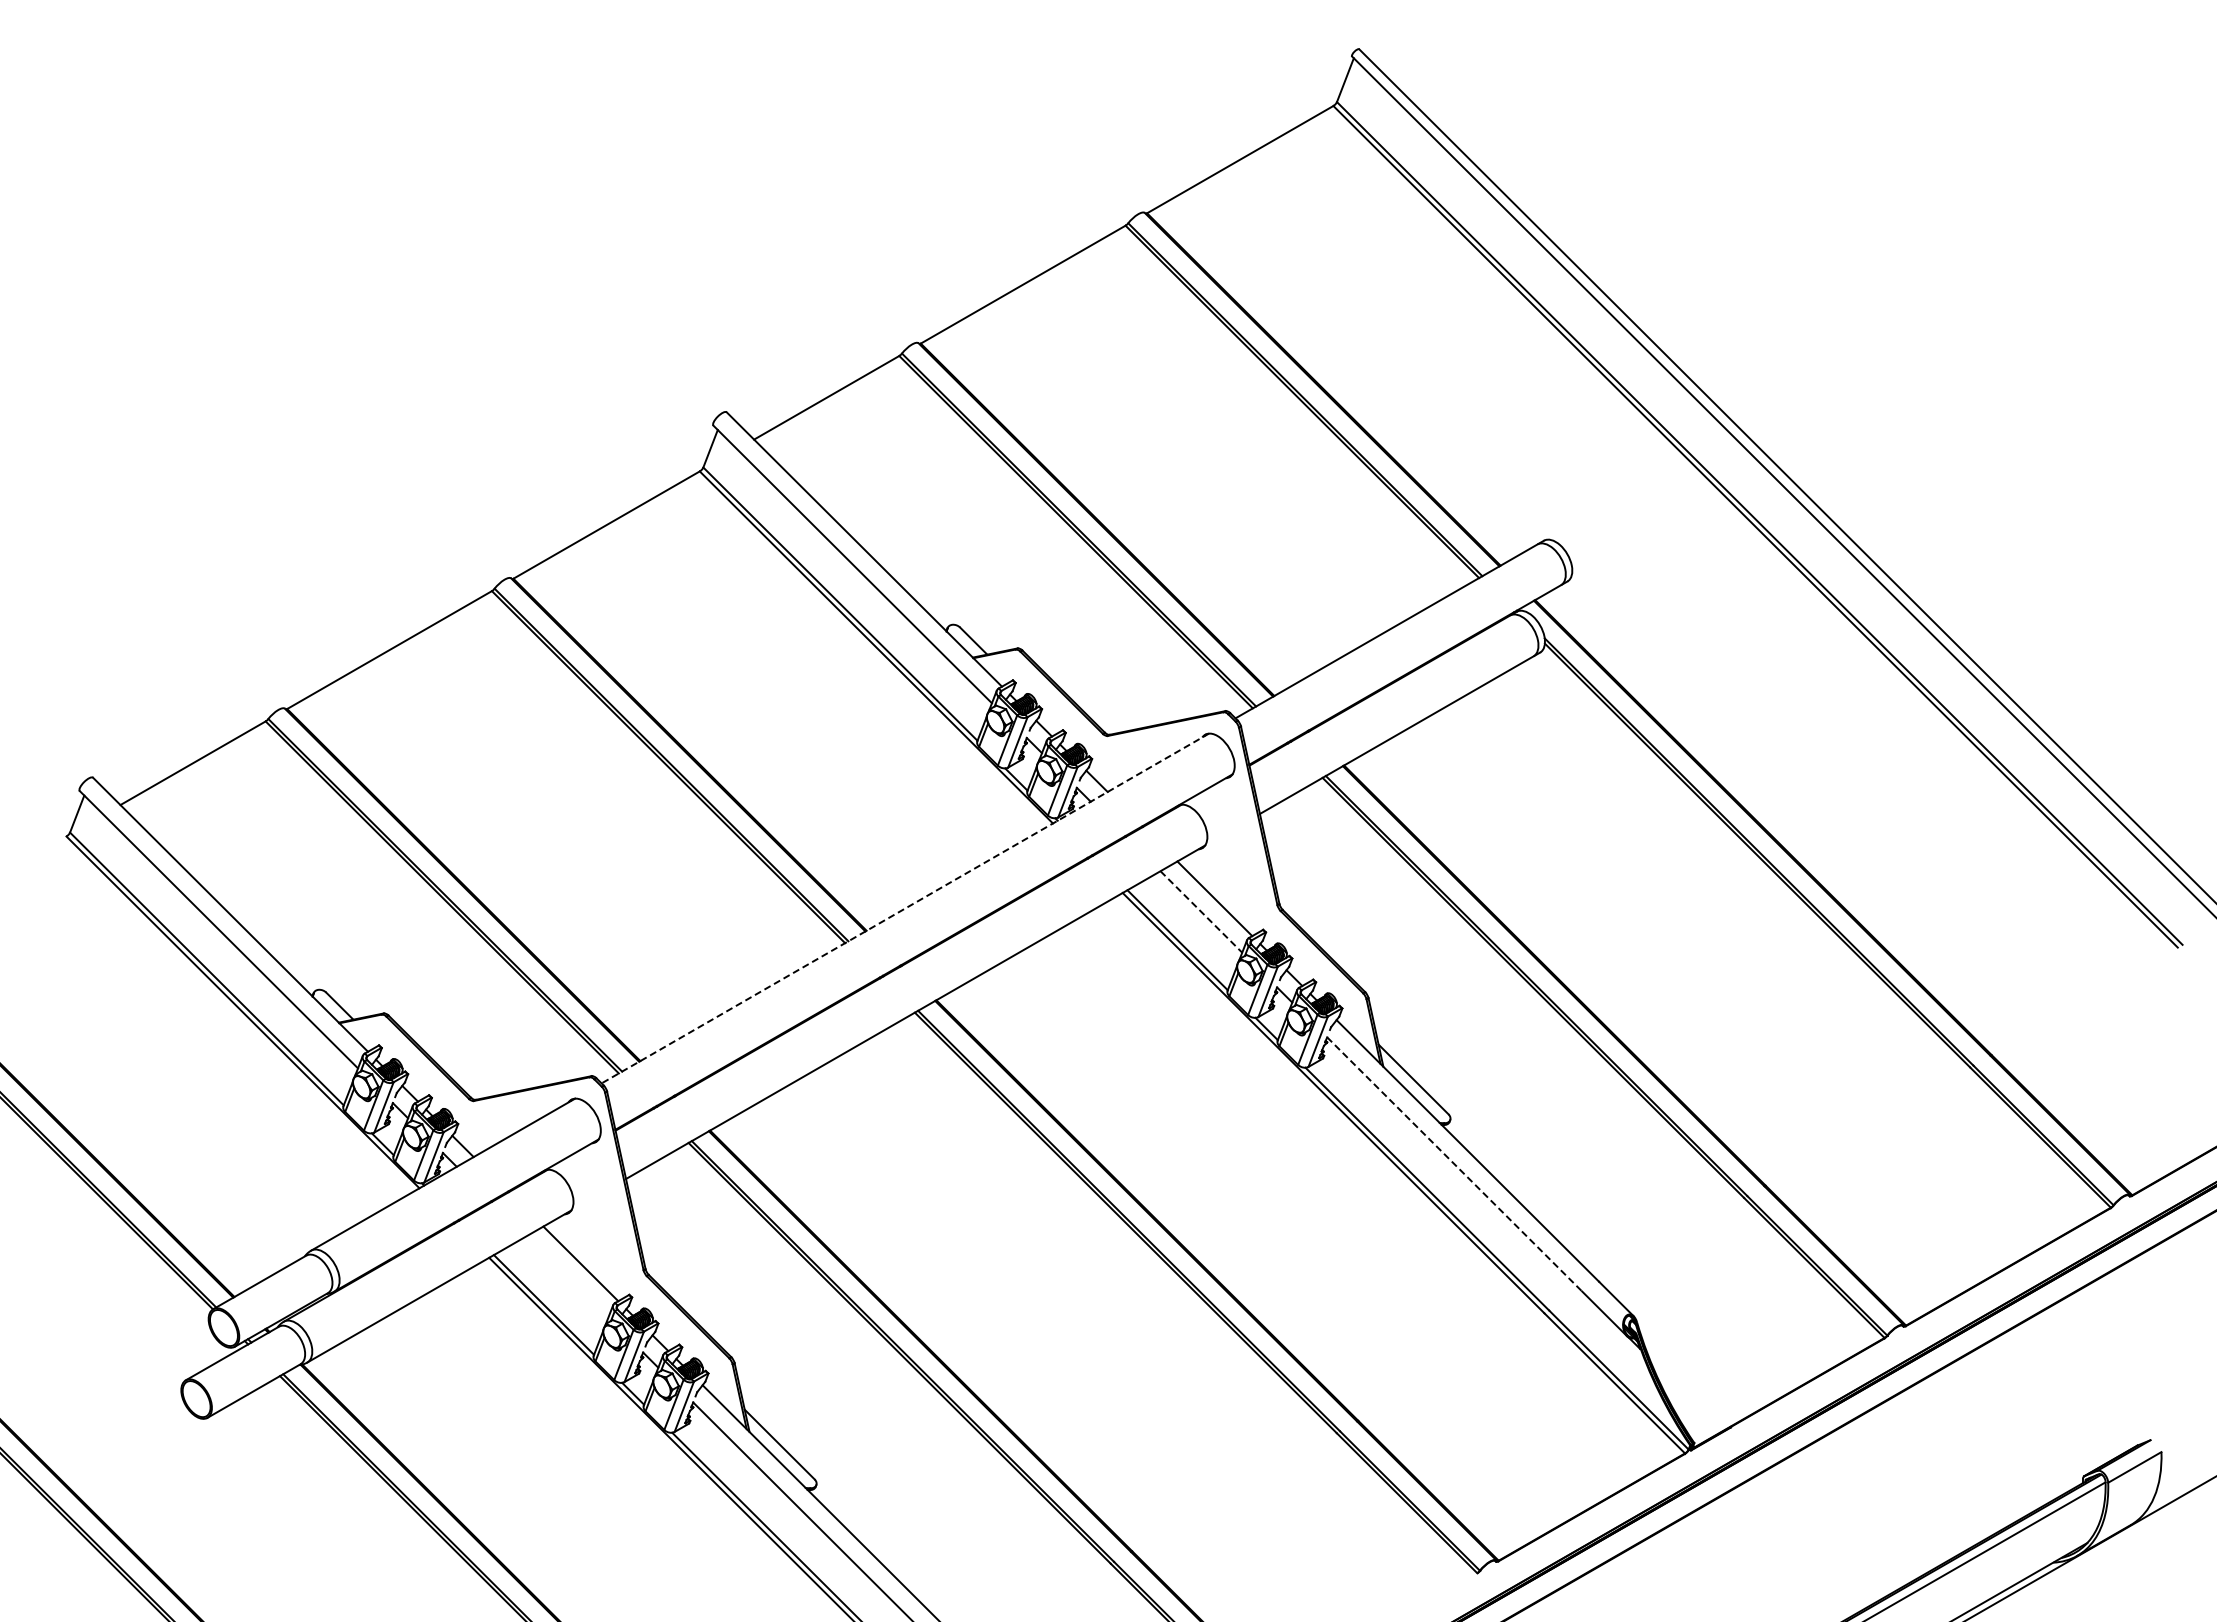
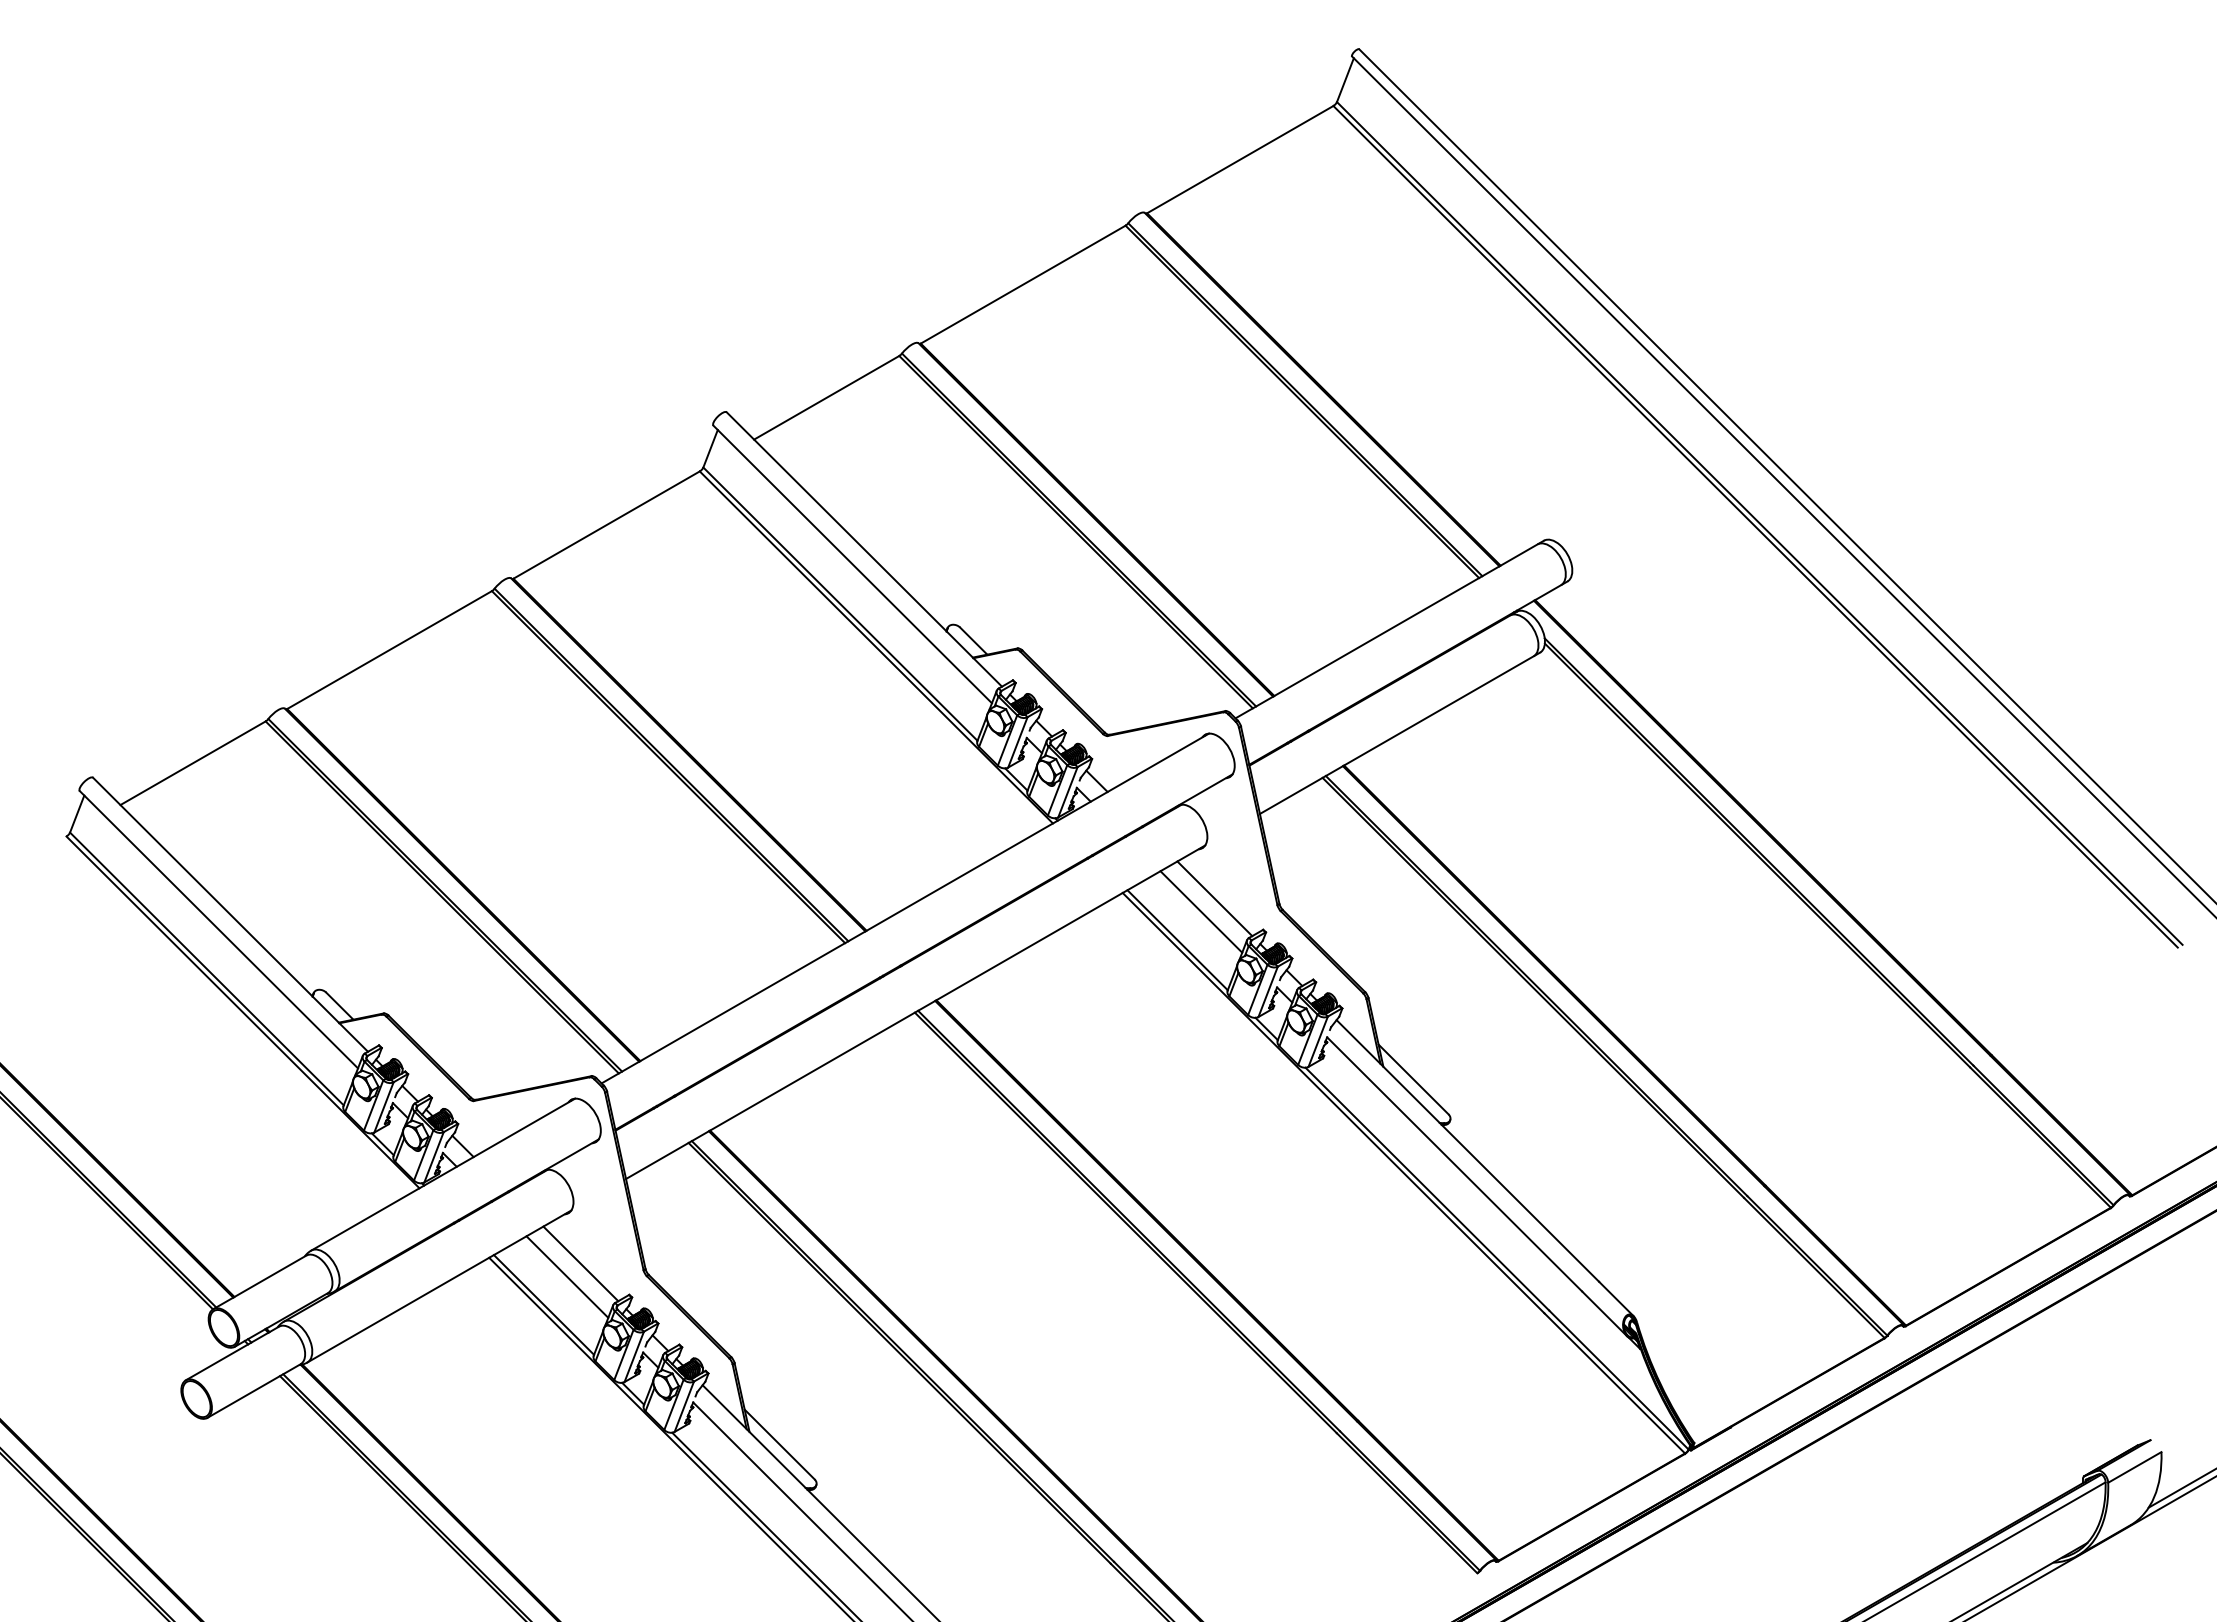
line: dashed -> solid (904, 908)
line: dashed -> solid (1201, 911)
line: dashed -> solid (1455, 1164)
line: none -> present (567, 1276)
line: none -> present (2180, 1488)
